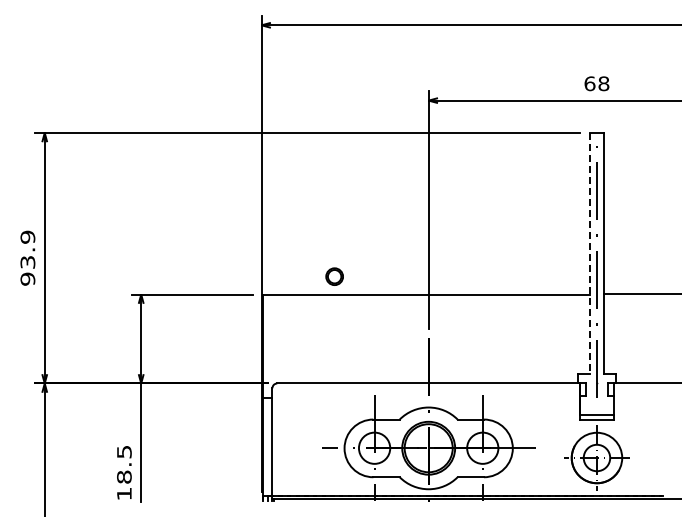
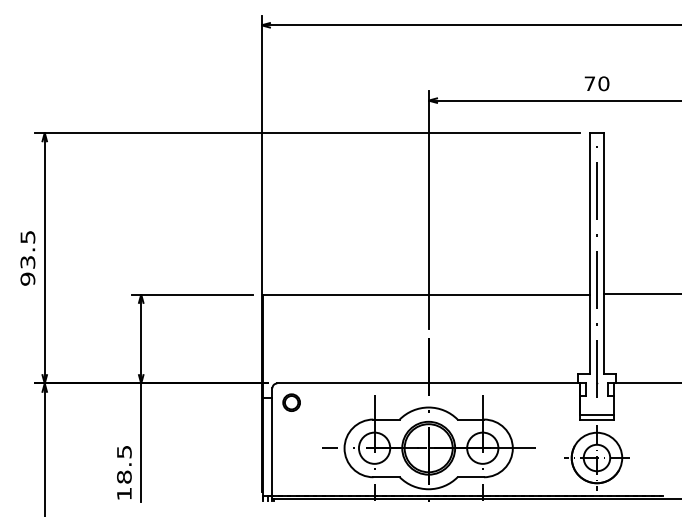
text: 68 -> 70 (596, 83)
text: 93.9 -> 93.5 (27, 236)
line: dashed -> solid (589, 253)
part position: (334, 276) -> (291, 402) (291, 402)
